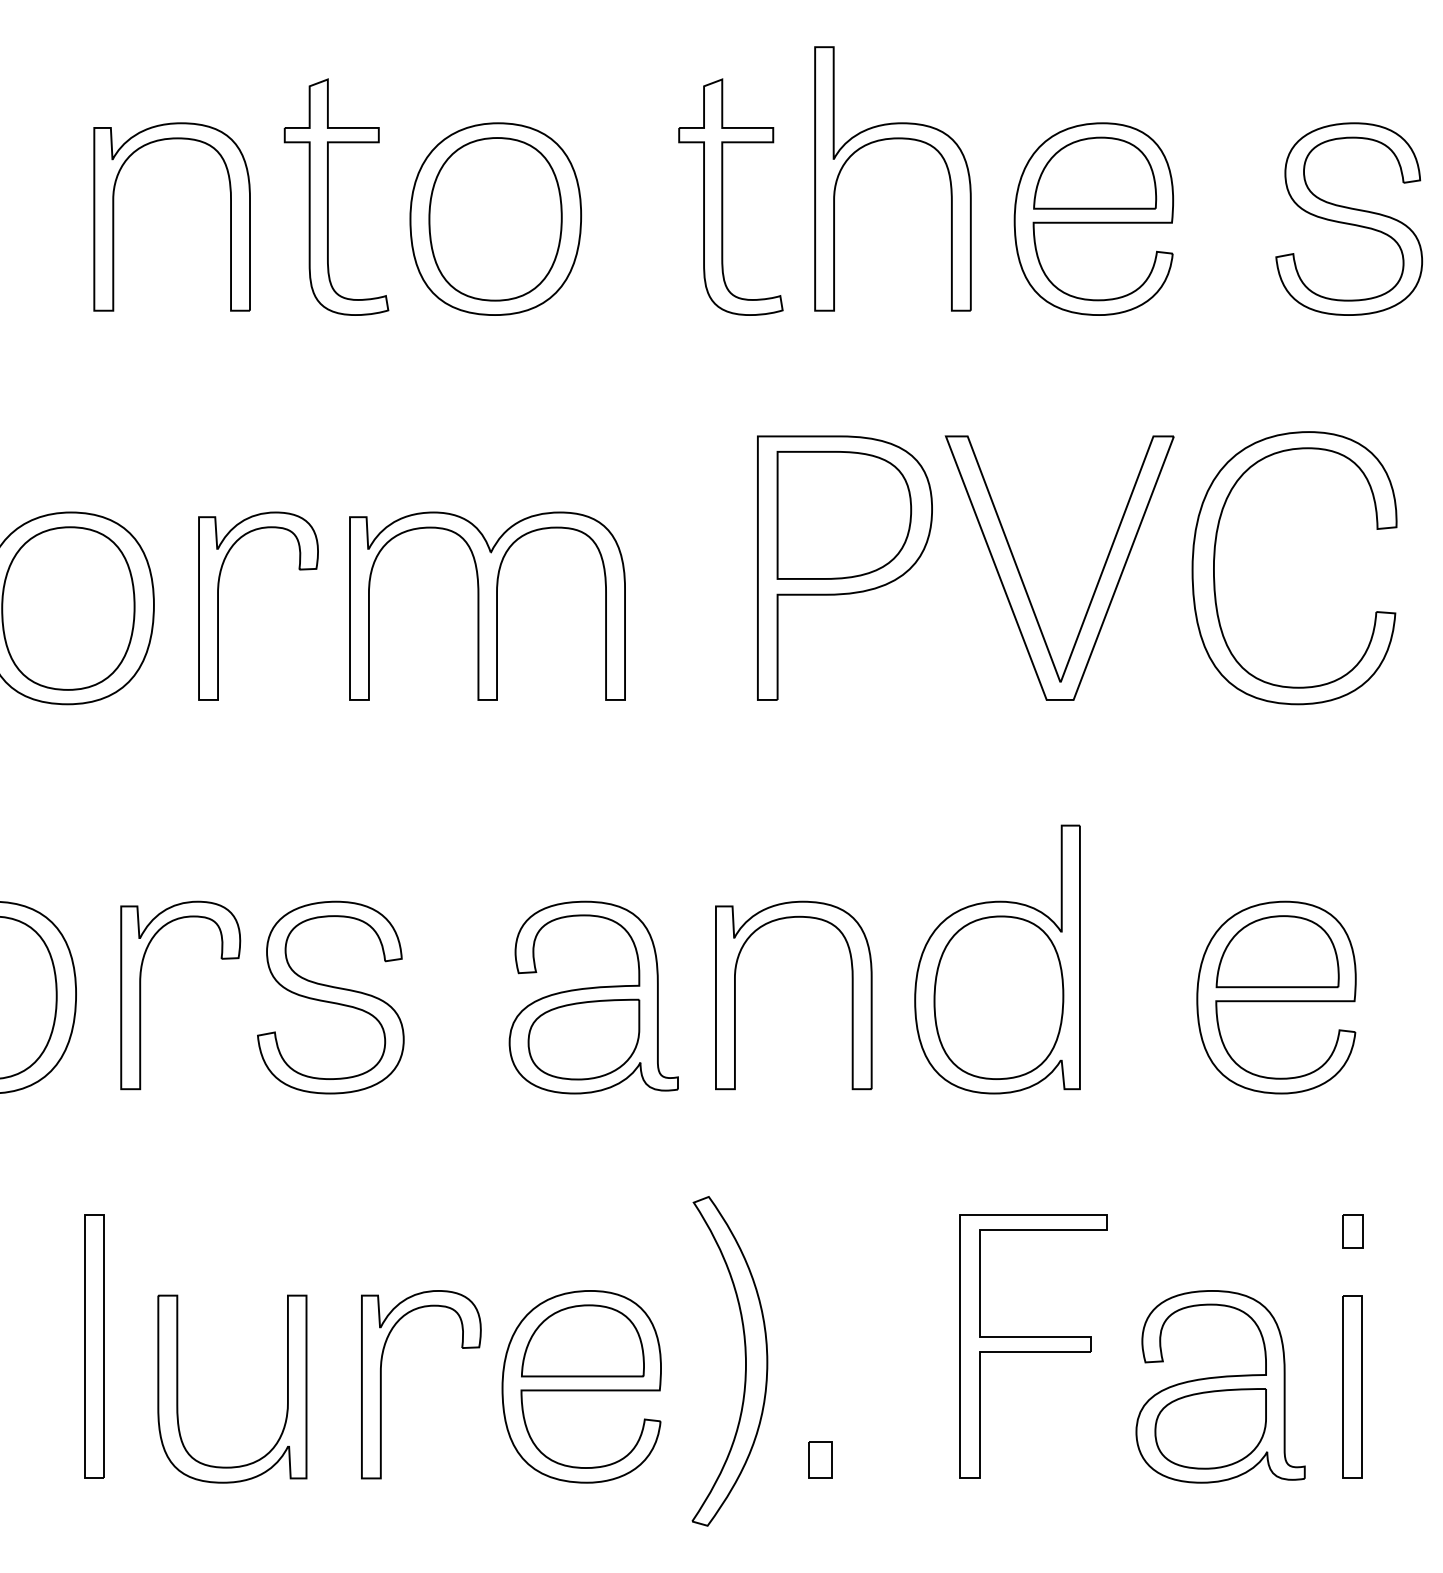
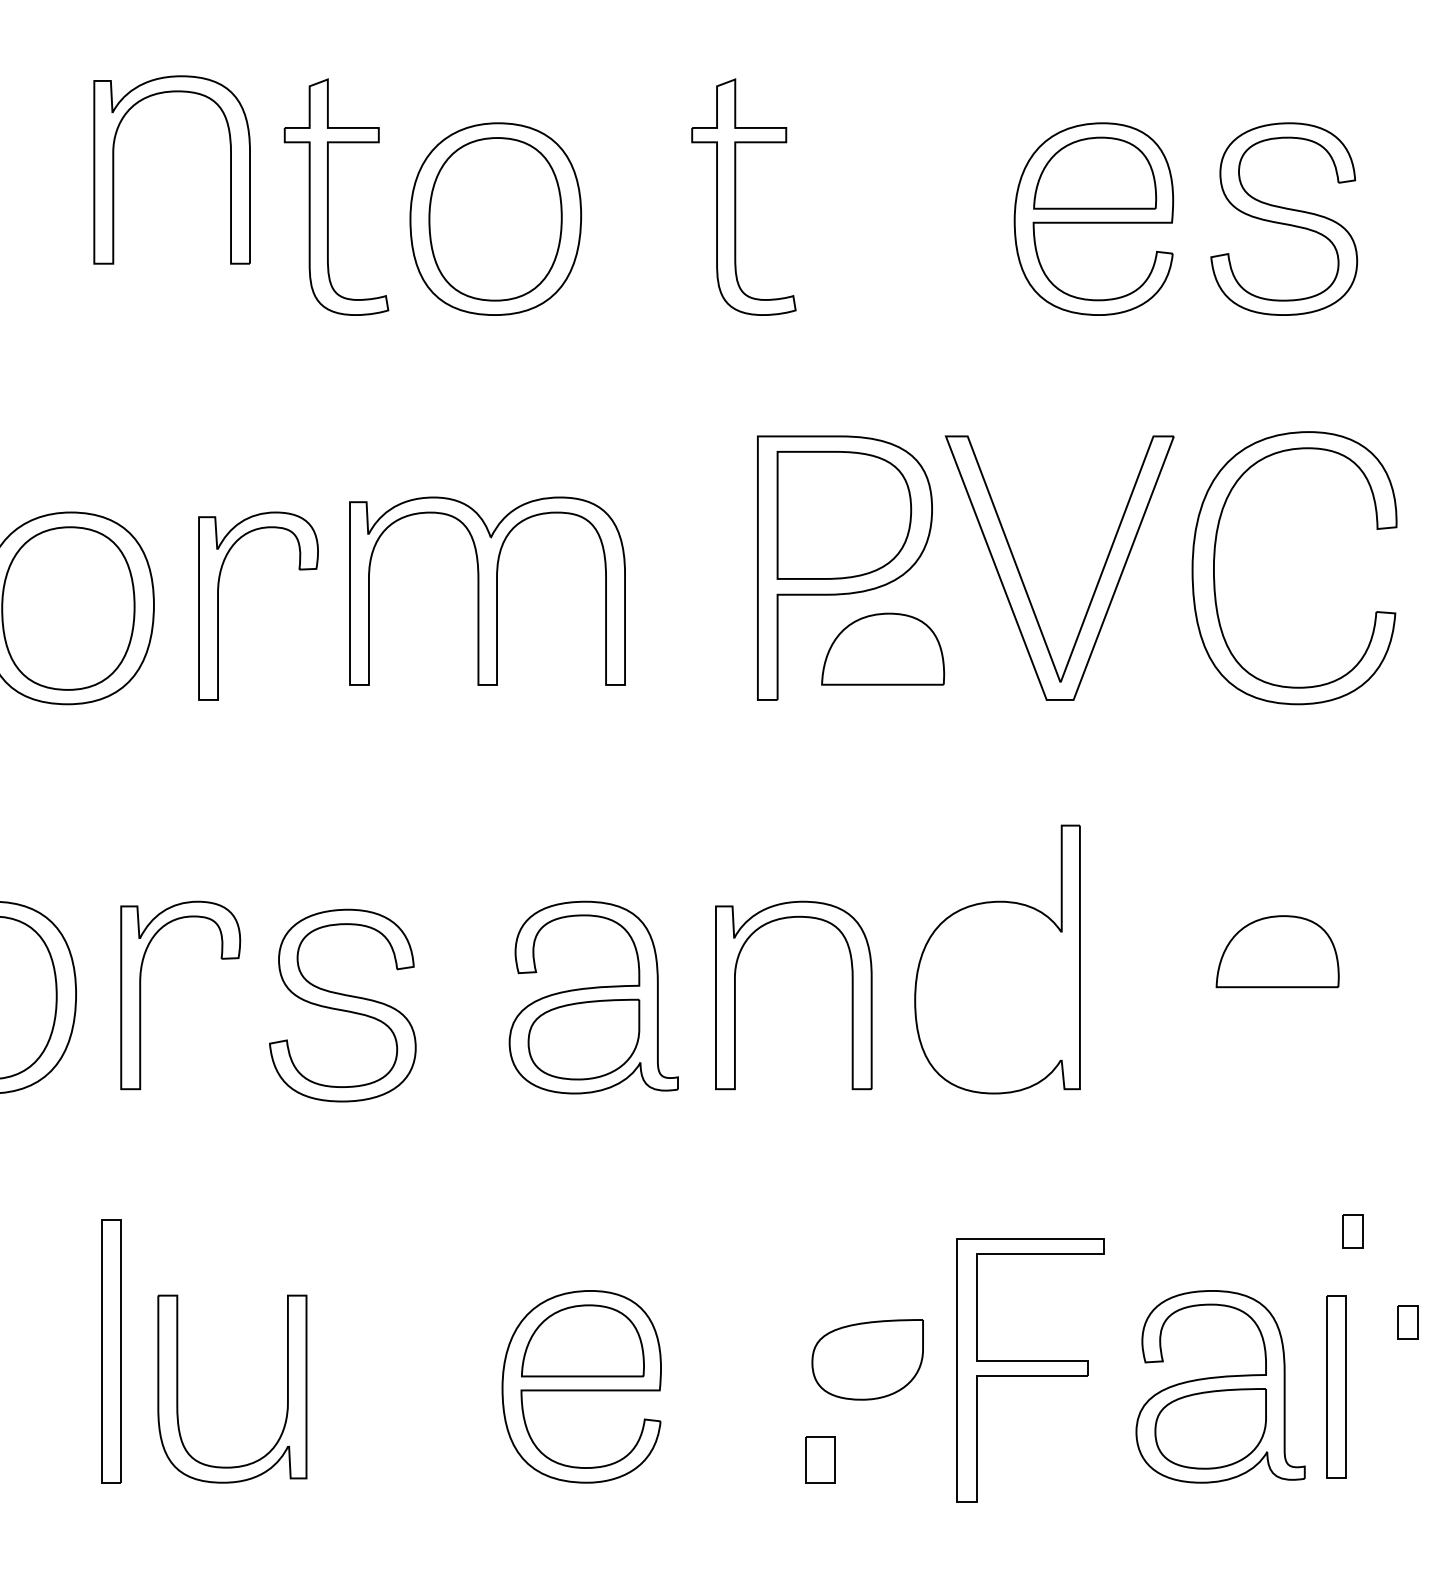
part: present -> none (885, 140)
part position: (723, 196) -> (736, 196) (736, 196)
part position: (114, 216) -> (114, 169) (114, 169)
part position: (1349, 218) -> (1284, 218) (1284, 218)
part position: (487, 605) -> (487, 590) (487, 590)
part: none -> present (883, 648)
part position: (330, 997) -> (342, 1005) (342, 1005)
part: present -> none (998, 997)
part: present -> none (1276, 997)
part: none -> present (1407, 1322)
part position: (94, 1346) -> (111, 1351) (111, 1351)
part position: (1033, 1346) -> (1030, 1370) (1030, 1370)
part: none -> present (867, 1359)
part: present -> none (745, 1361)
part: present -> none (381, 1384)
part position: (1352, 1386) -> (1336, 1386) (1336, 1386)
part size: 25x38 px -> 31x48 px (820, 1459)
